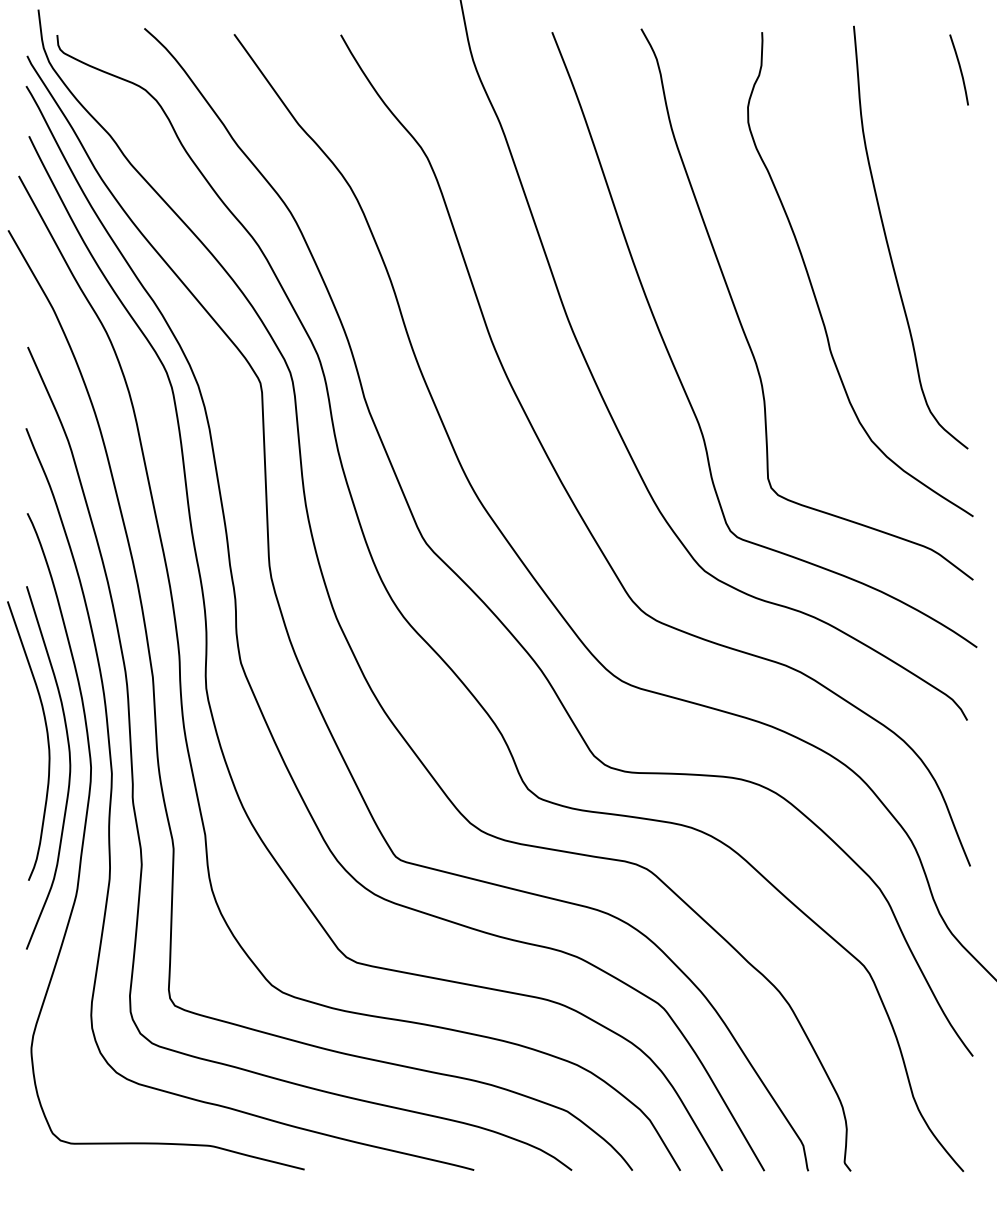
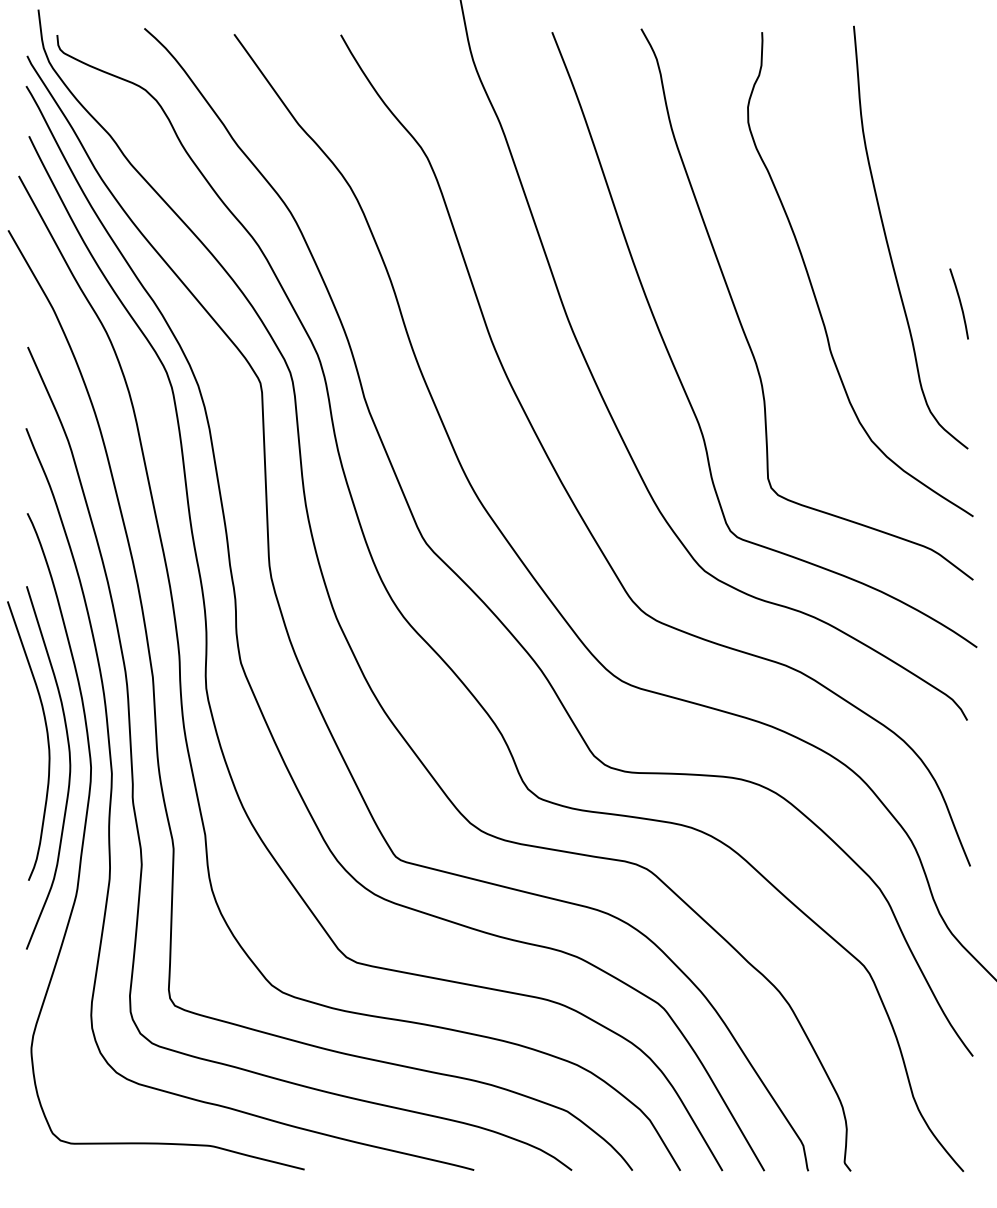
curve position: (959, 69) -> (959, 303) (959, 303)
